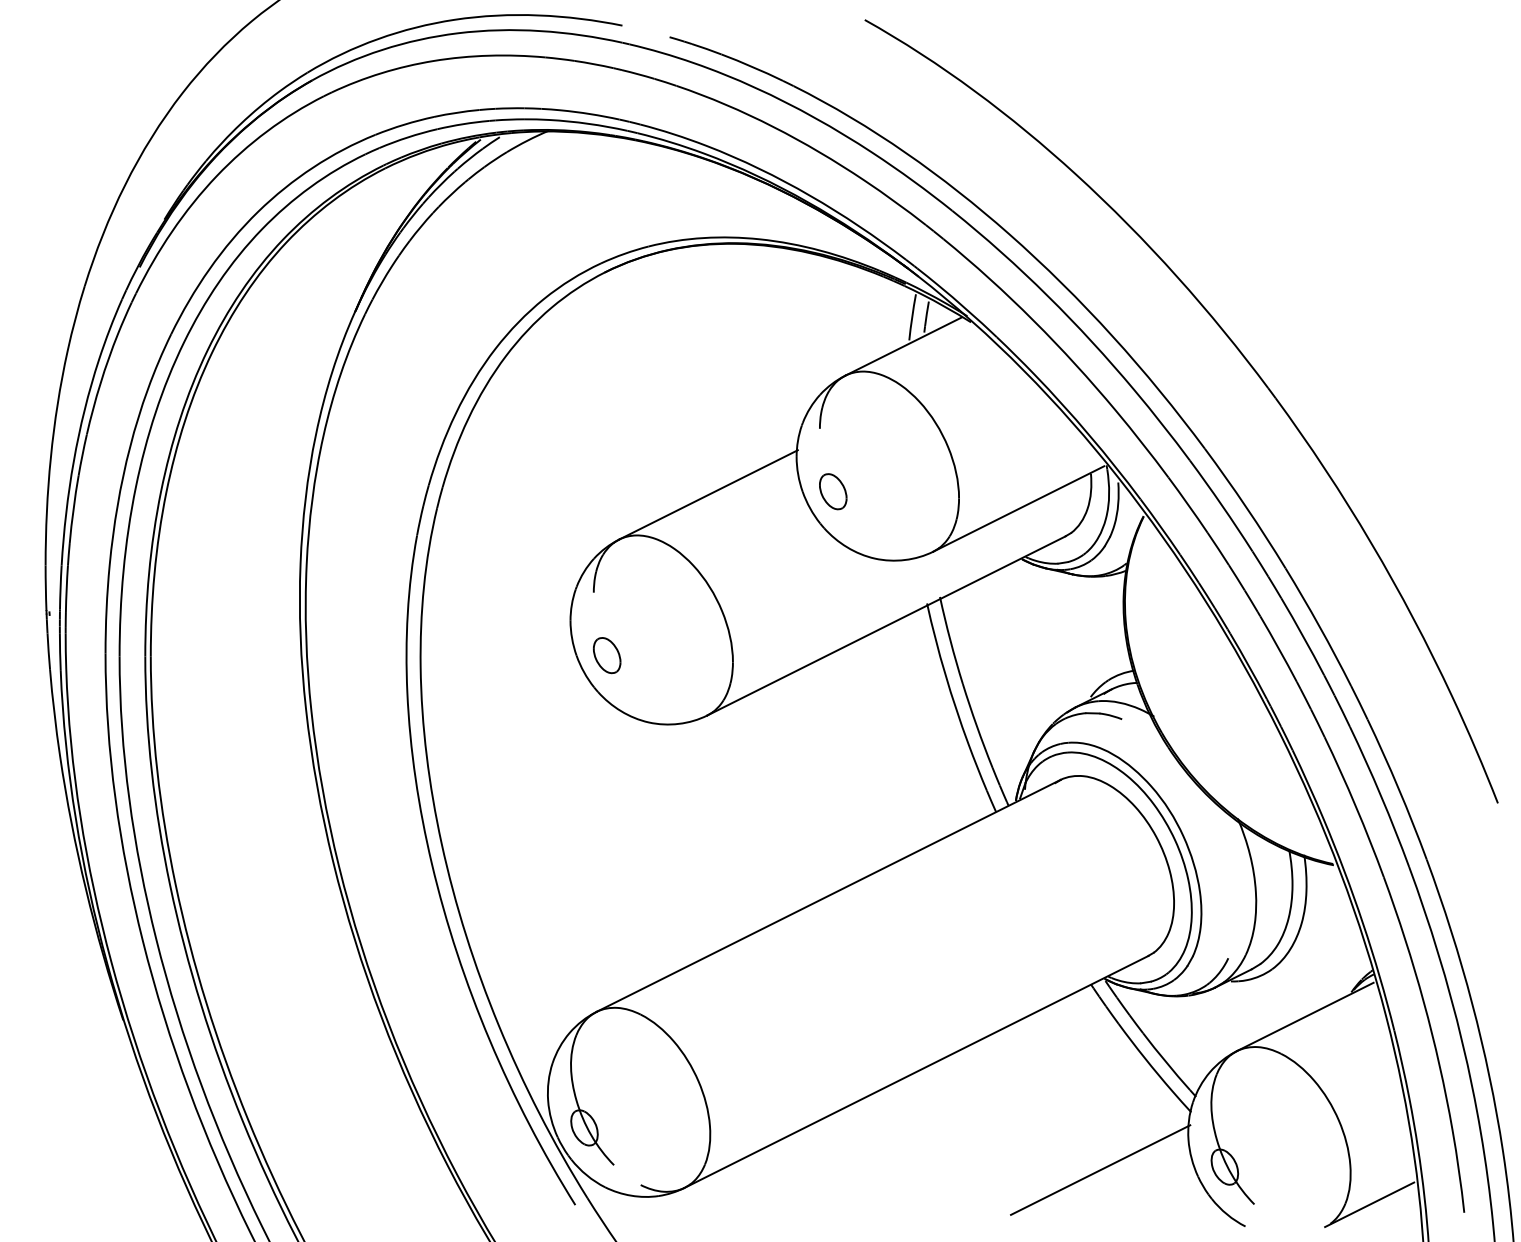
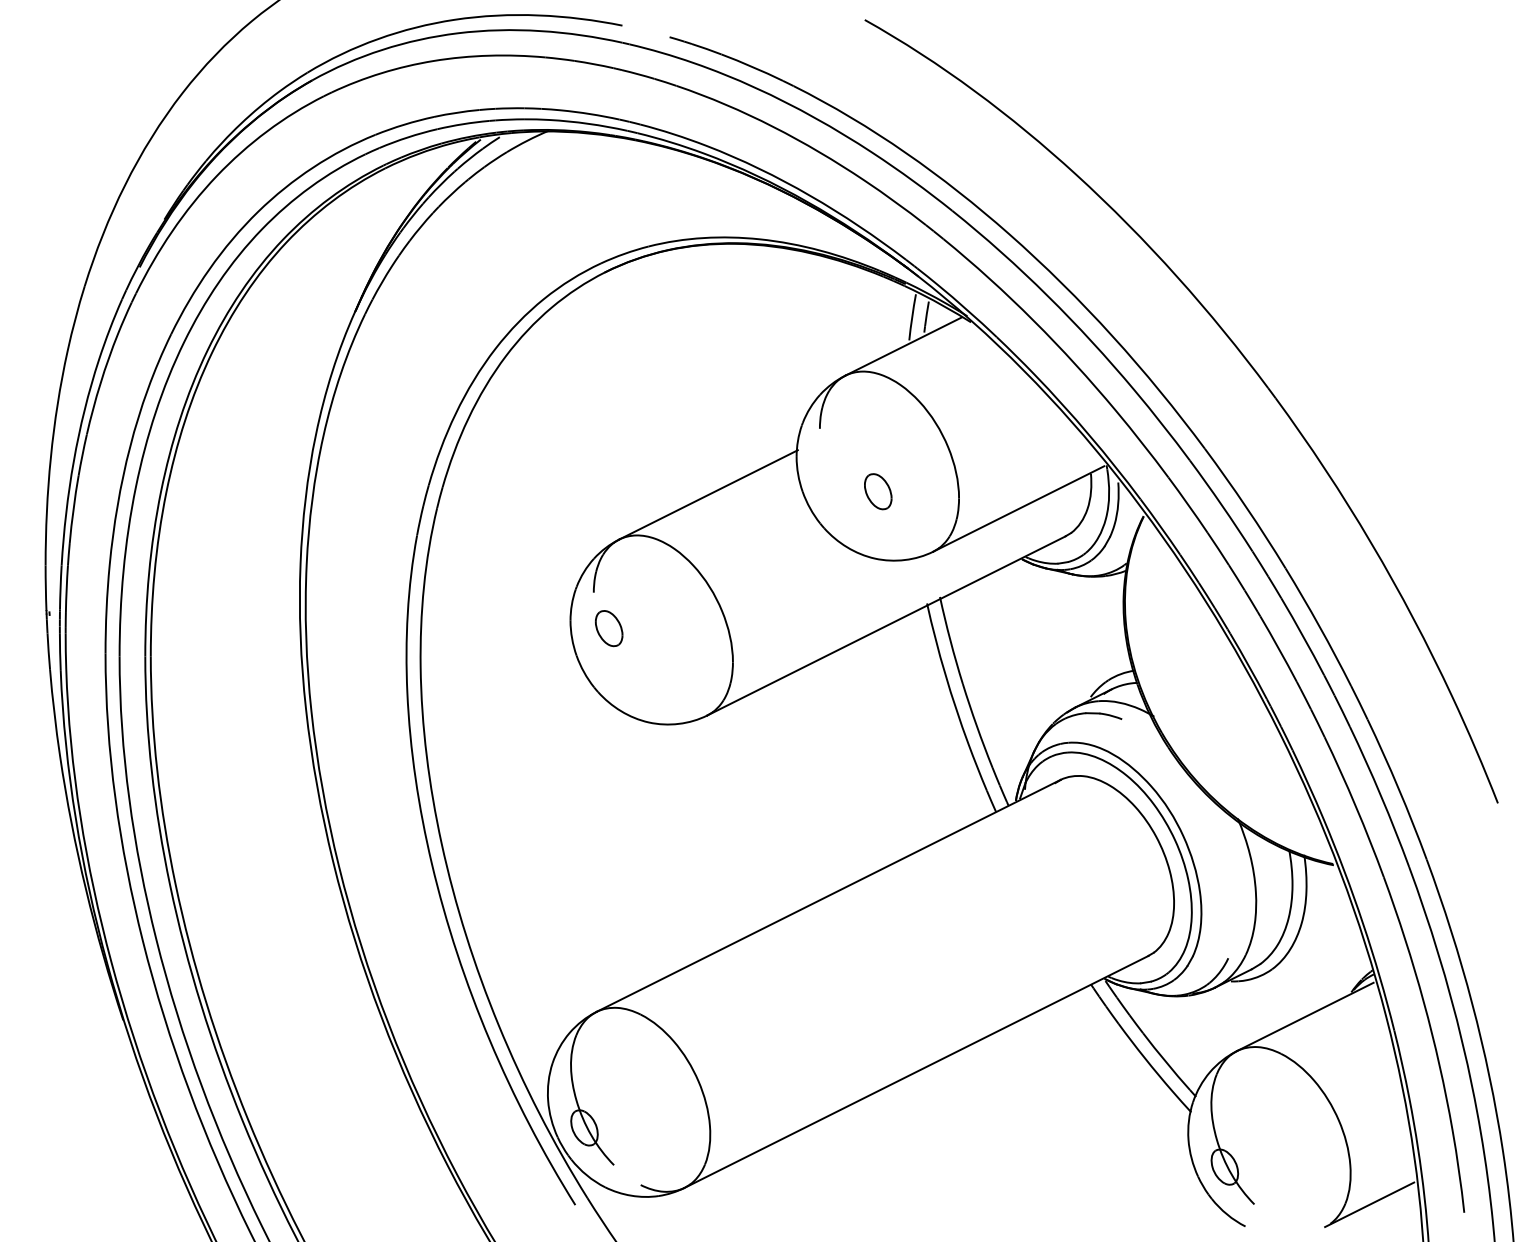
part position: (833, 491) -> (878, 491) (878, 491)
part position: (607, 655) -> (609, 628) (609, 628)
line: present -> none (1100, 1169)
